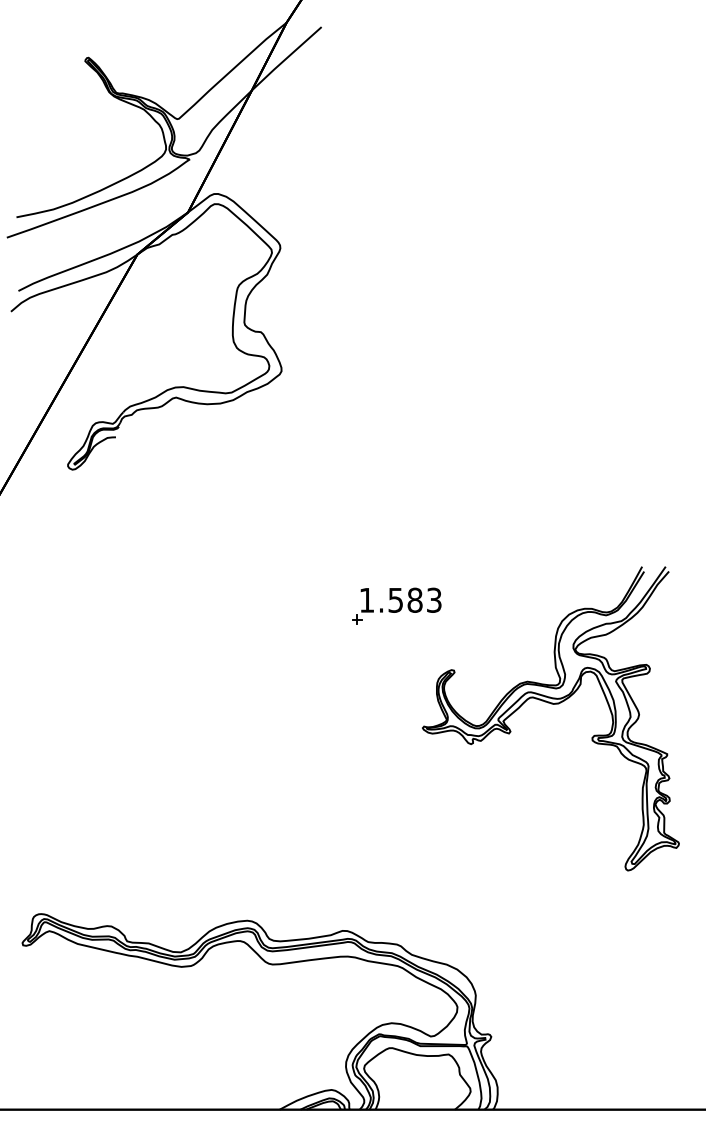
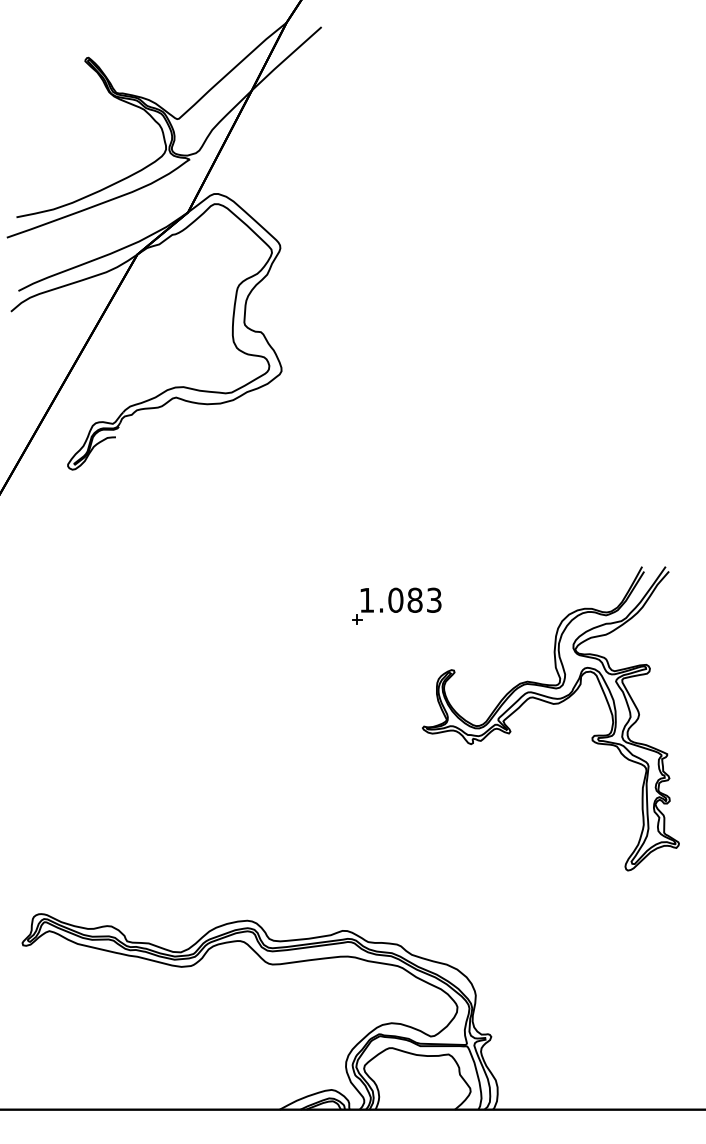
text: 1.583 -> 1.083 (395, 599)
